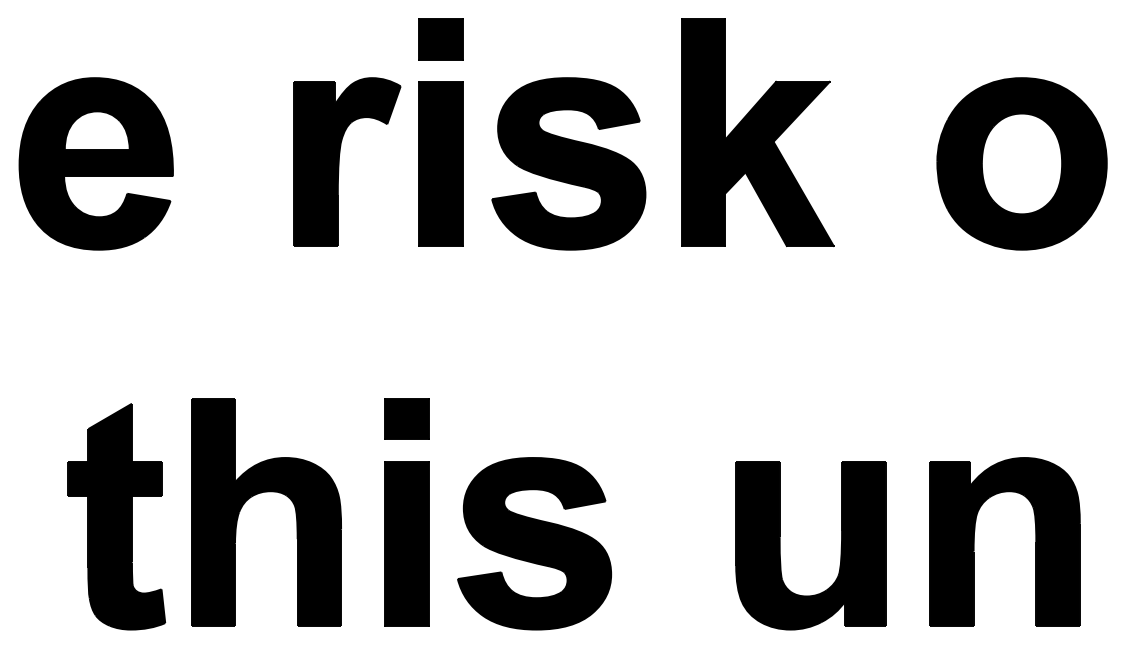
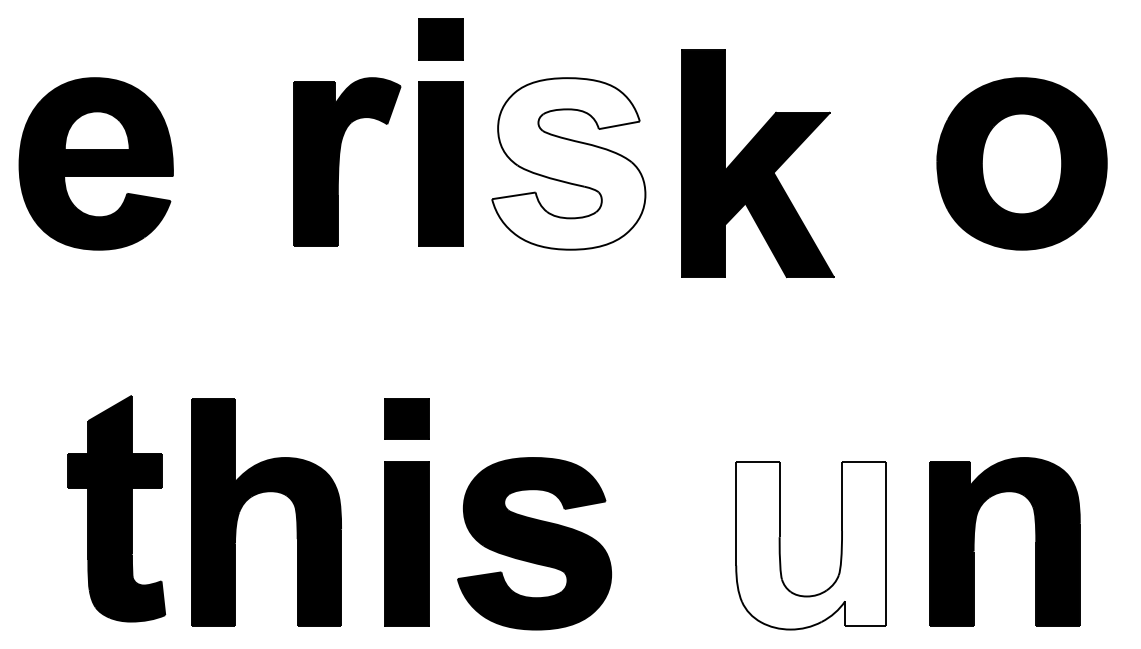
part position: (757, 132) -> (757, 163) (757, 163)
fill: present -> none (568, 163)
part position: (116, 516) -> (116, 508) (116, 508)
fill: present -> none (810, 545)
